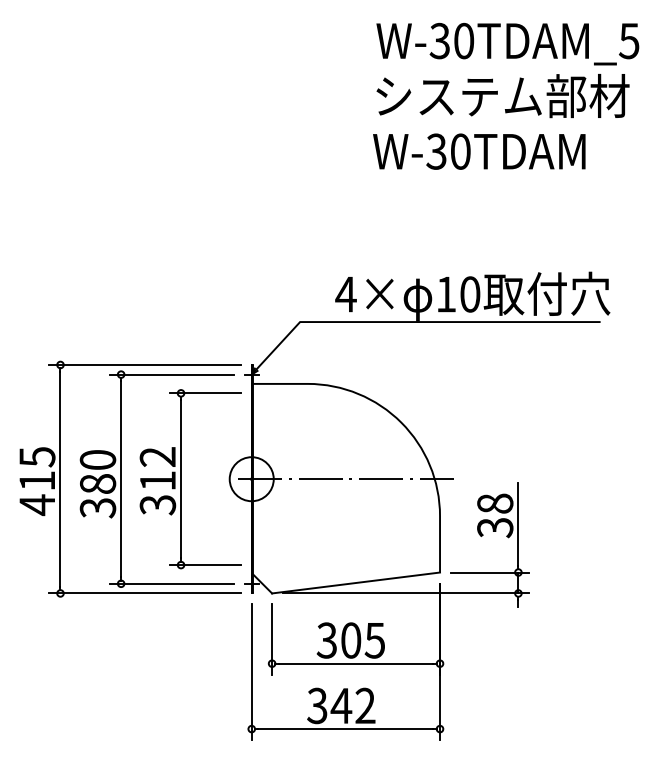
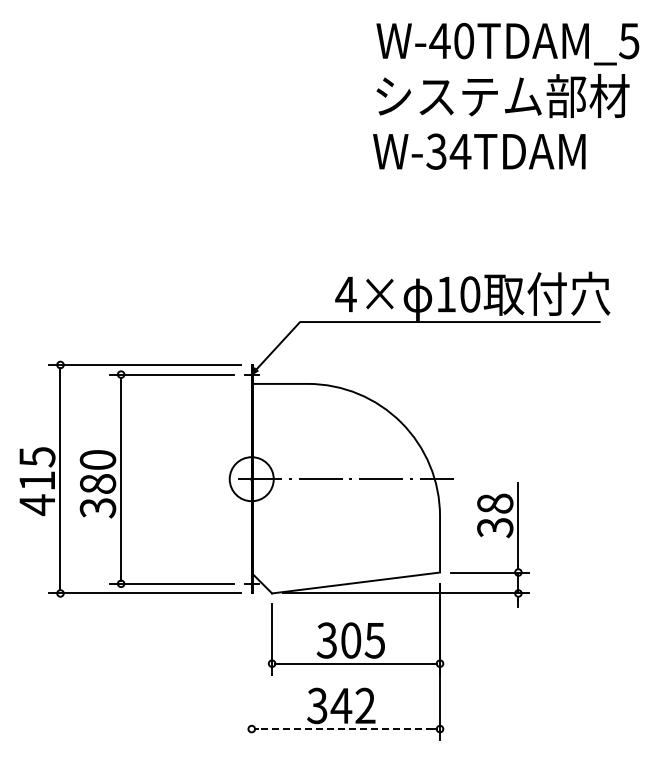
text: W-30TDAM_5 -> W-40TDAM_5 (439, 40)
text: W-30TDAM -> W-34TDAM (460, 151)
part: present -> none (181, 479)
line: present -> none (251, 672)
line: solid -> dashed (345, 729)
